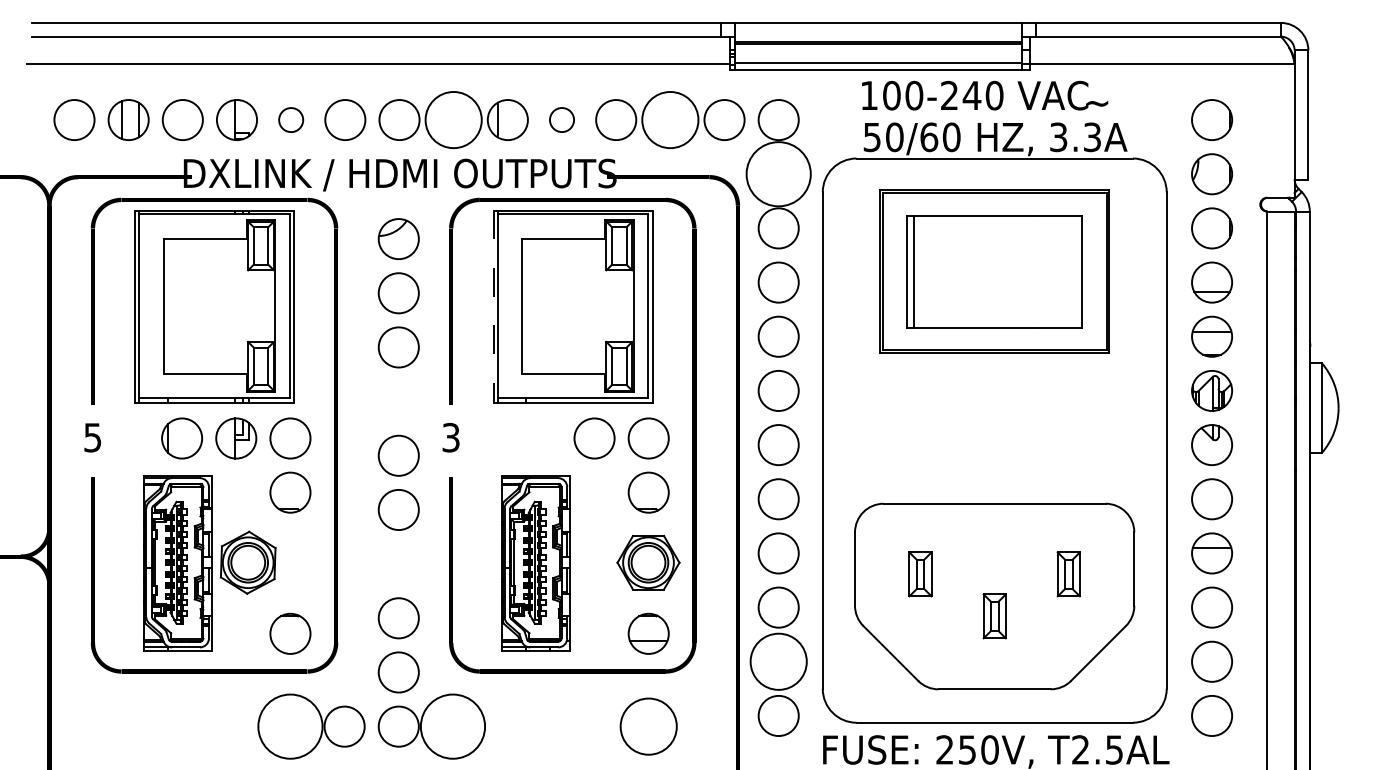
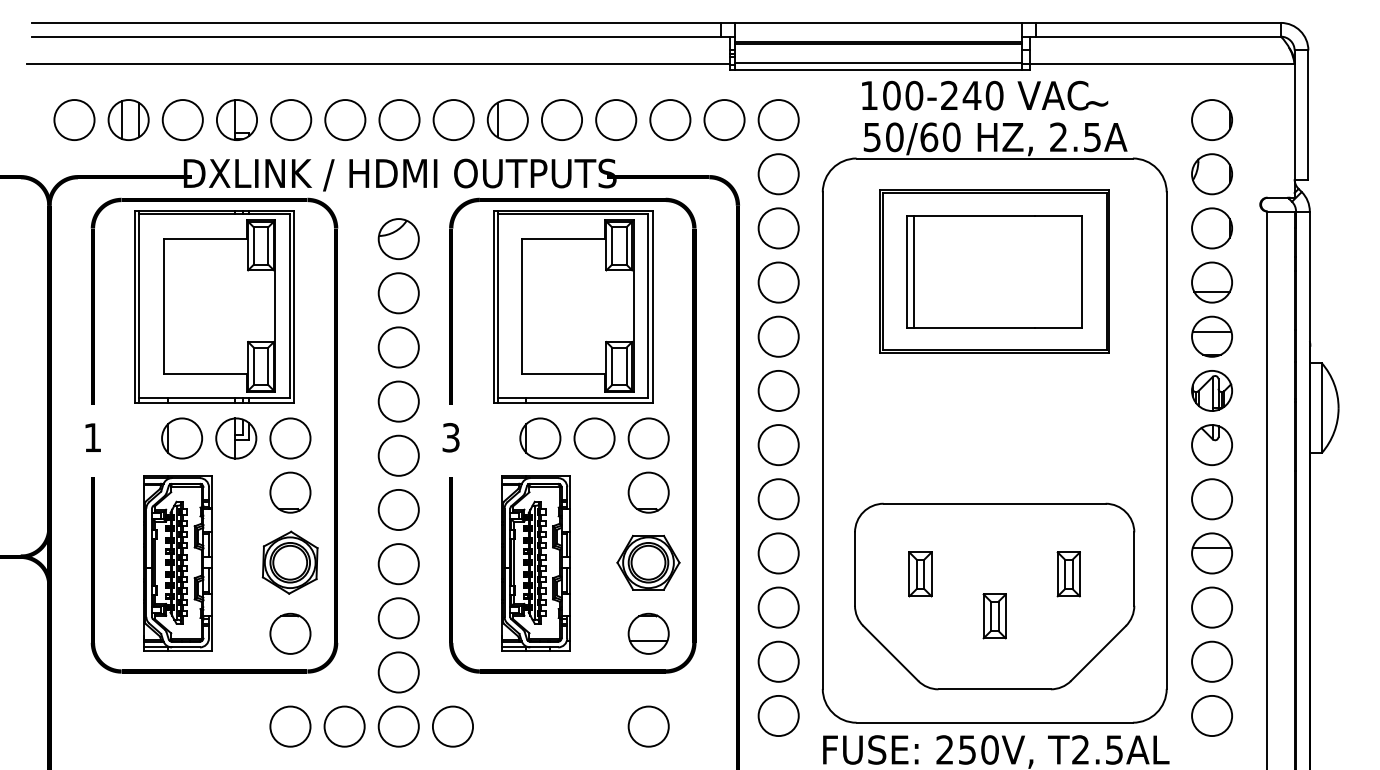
circle diameter: 56 px -> 40 px (453, 120)
circle size: 26x26 px -> 42x42 px (561, 119)
circle diameter: 56 px -> 40 px (670, 120)
circle diameter: 24 px -> 40 px (291, 120)
text: 3.3A -> 2.5A (1075, 137)
circle diameter: 64 px -> 40 px (778, 174)
line: dashed -> solid (493, 307)
circle: none -> present (398, 401)
text: 5 -> 1 (92, 437)
part: none -> present (540, 438)
part position: (247, 562) -> (289, 562) (289, 562)
circle: none -> present (398, 564)
circle diameter: 56 px -> 40 px (778, 661)
circle diameter: 64 px -> 40 px (290, 726)
circle diameter: 64 px -> 40 px (452, 726)
circle diameter: 56 px -> 40 px (648, 726)
